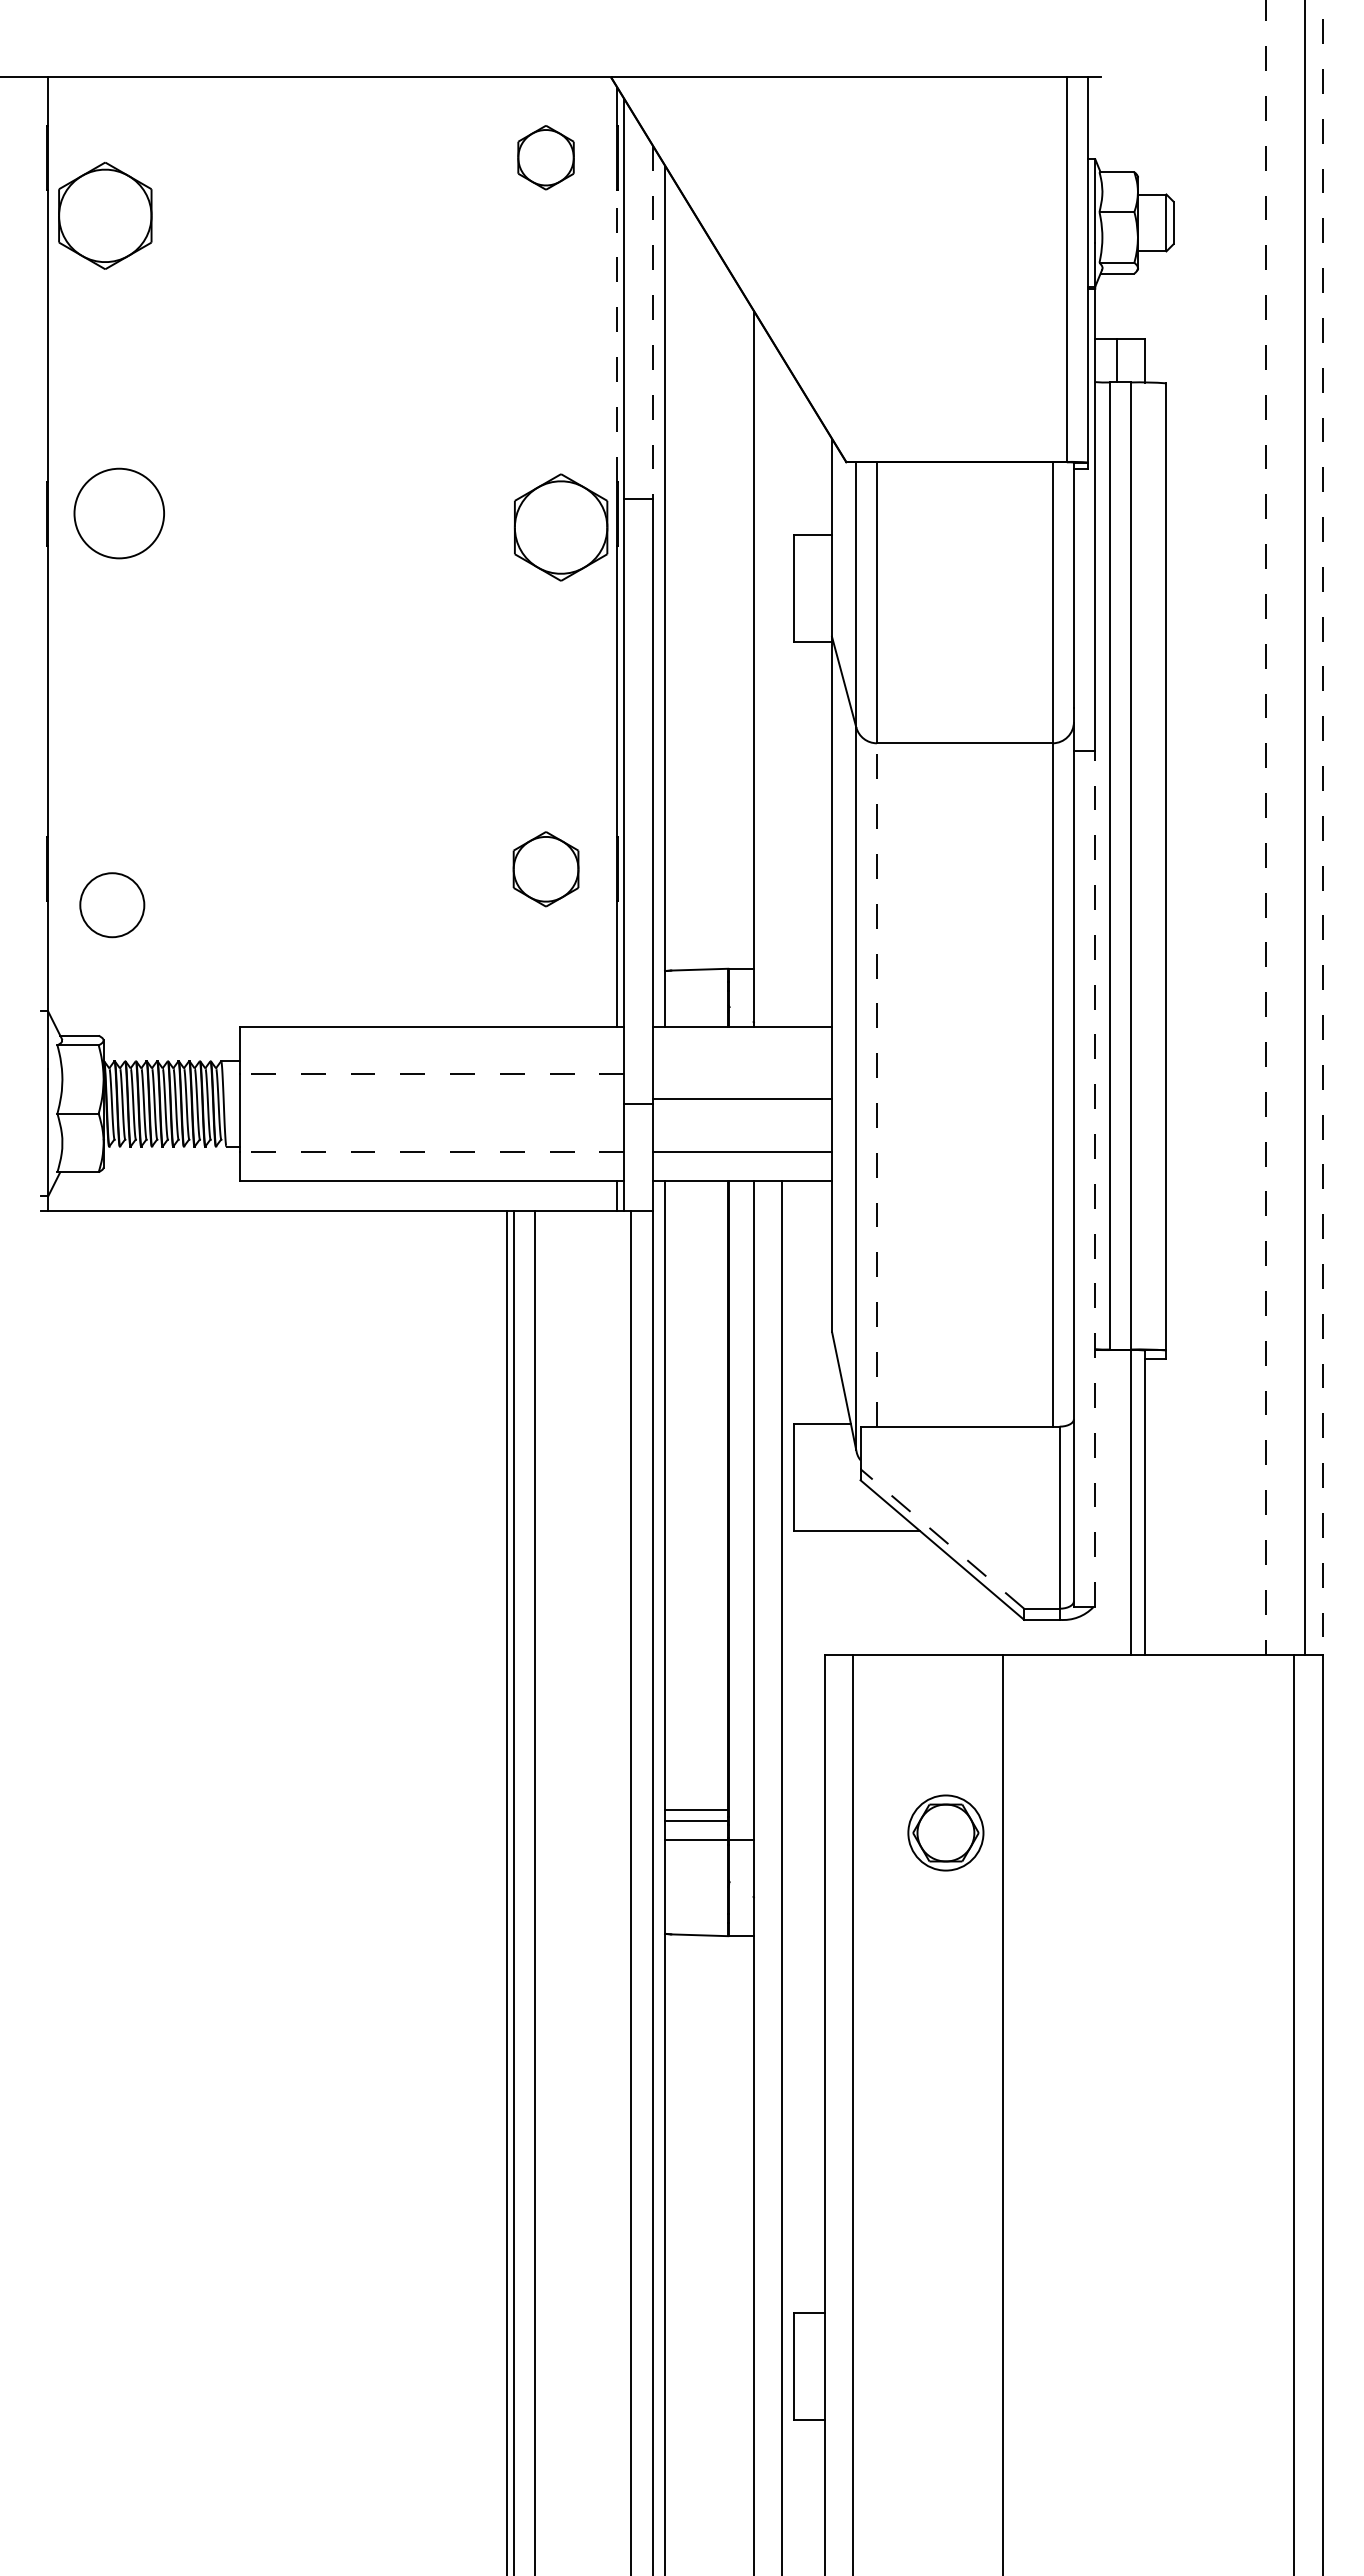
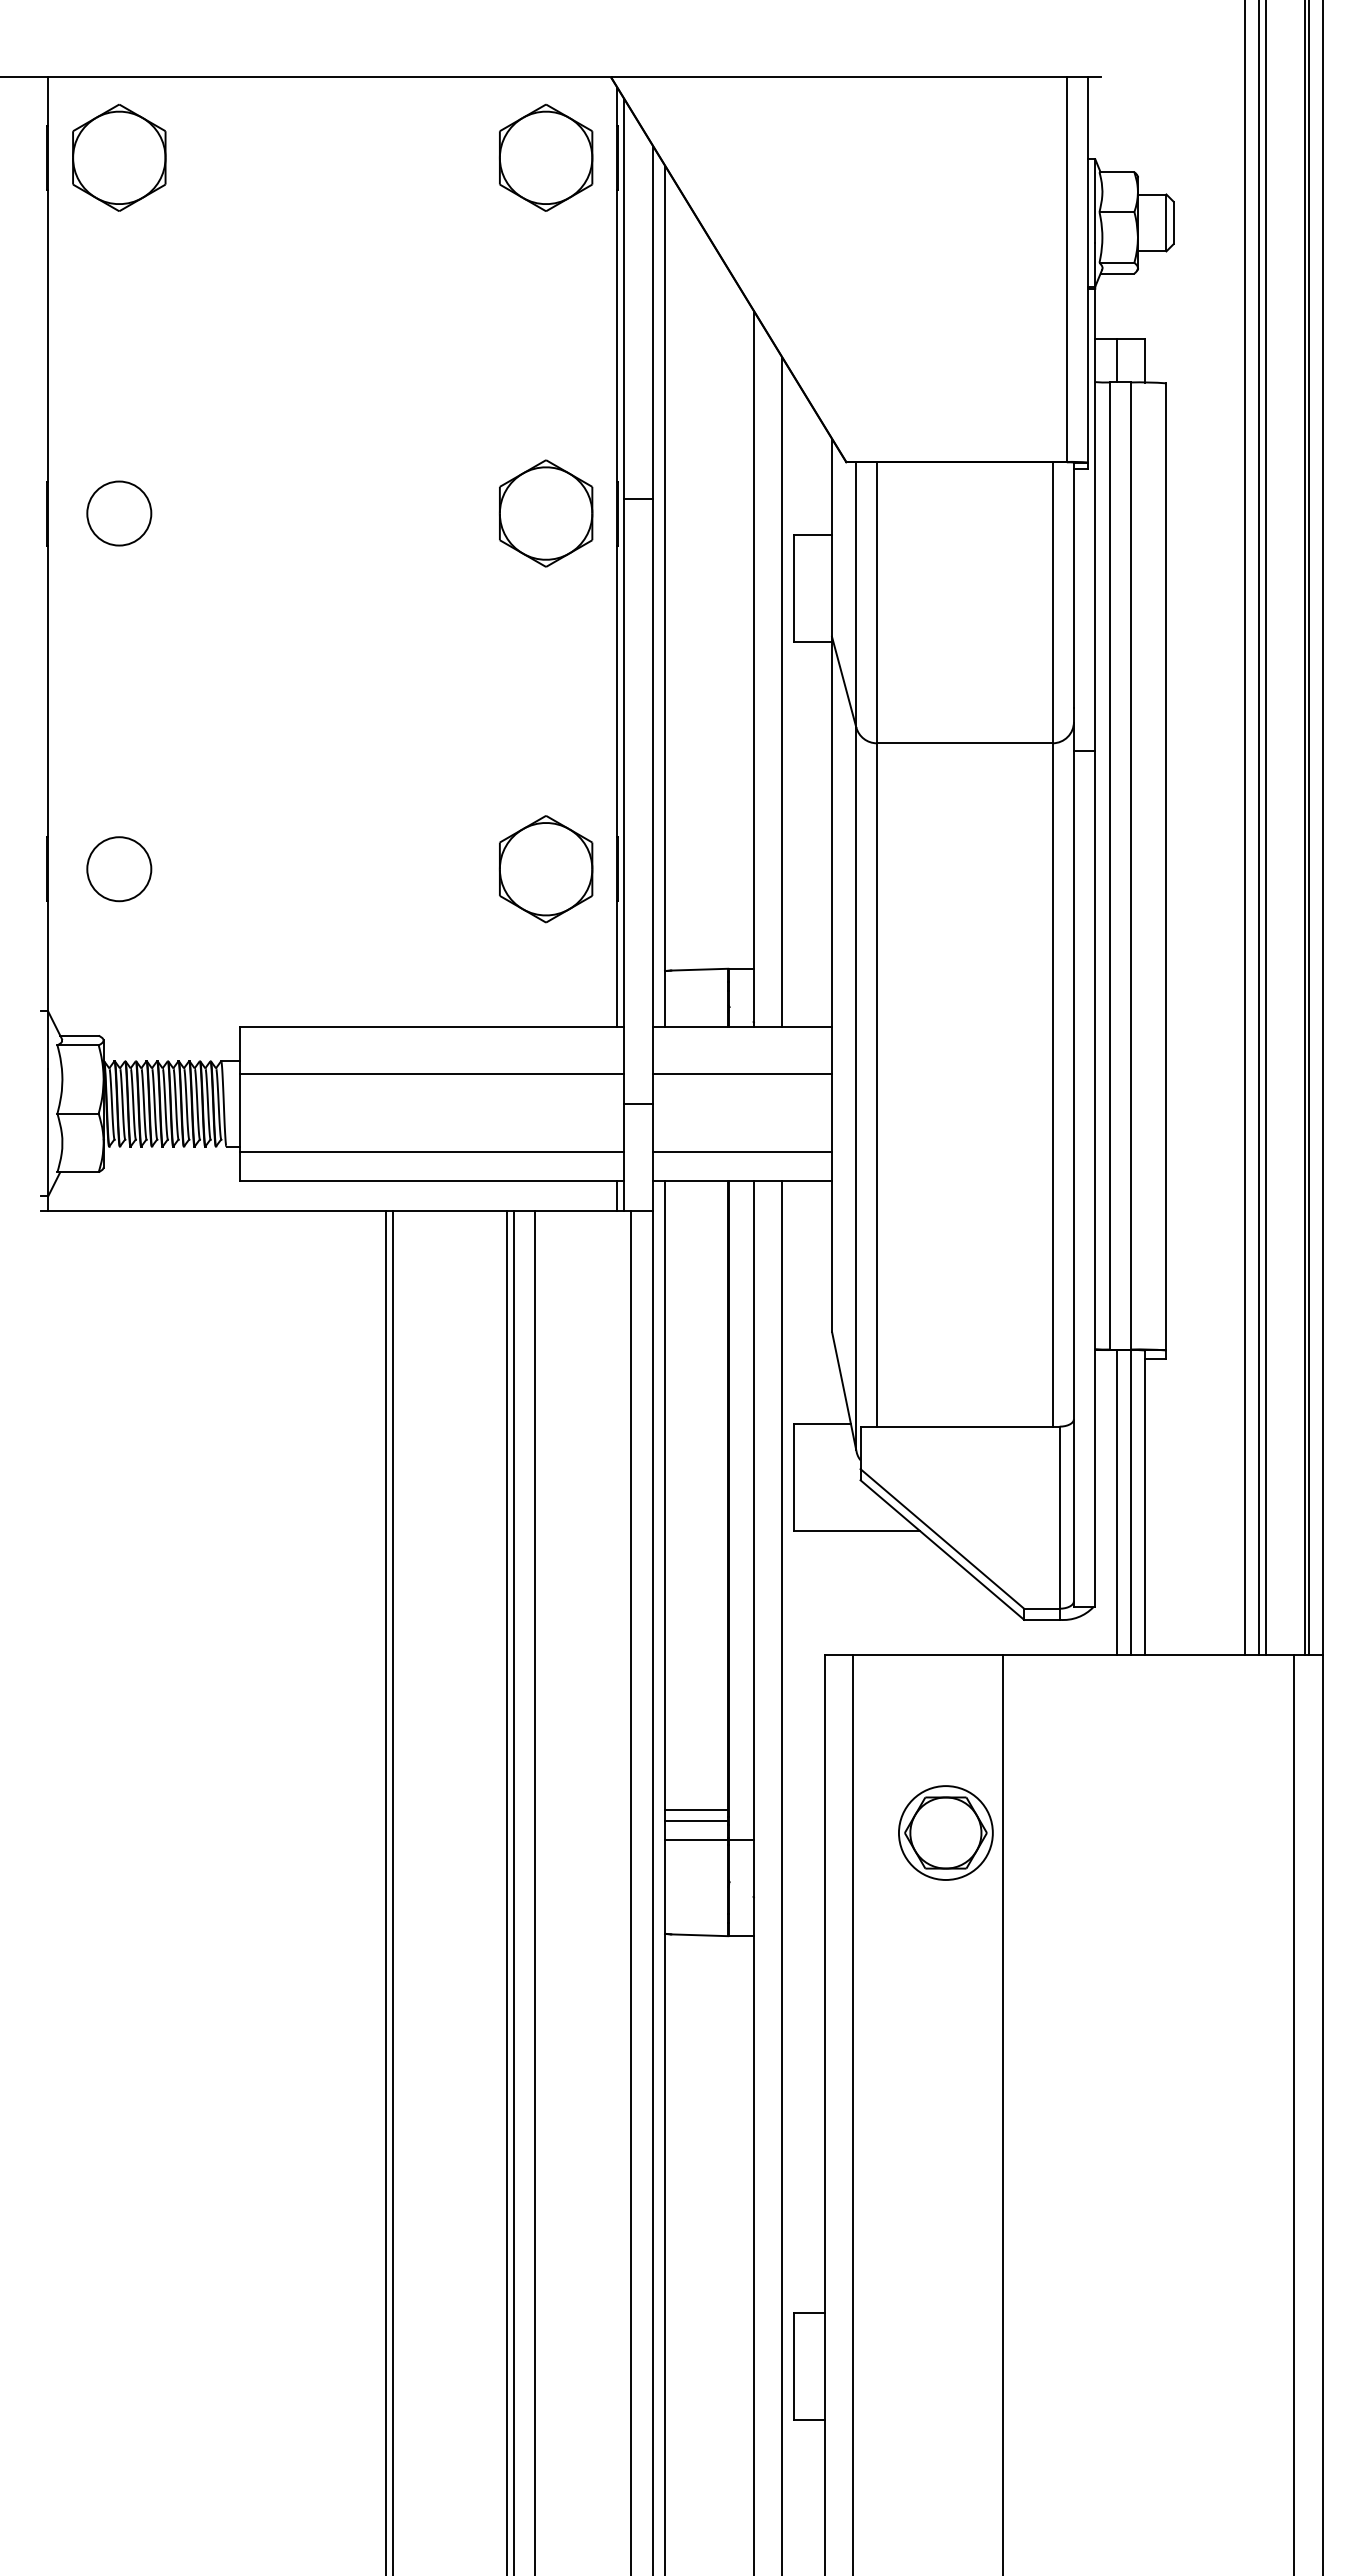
part size: 58x66 px -> 96x109 px (545, 157)
part position: (105, 215) -> (119, 157) (119, 157)
line: dashed -> solid (652, 322)
line: dashed -> solid (617, 335)
circle diameter: 90 px -> 64 px (119, 513)
part position: (560, 527) -> (545, 513) (545, 513)
line: none -> present (782, 691)
line: none -> present (1244, 828)
line: none -> present (1258, 828)
line: dashed -> solid (1265, 828)
line: none -> present (1308, 828)
line: dashed -> solid (1322, 828)
part size: 68x77 px -> 96x109 px (545, 869)
circle position: (112, 905) -> (119, 869) (119, 869)
line: dashed -> solid (431, 1074)
line: dashed -> solid (876, 1084)
line position: (741, 1099) -> (741, 1074) (741, 1074)
line: dashed -> solid (431, 1151)
line: dashed -> solid (1095, 1178)
line: none -> present (1116, 1502)
line: dashed -> solid (942, 1538)
part size: 78x78 px -> 96x96 px (945, 1832)
line: none -> present (386, 1891)
line: none -> present (393, 1891)
